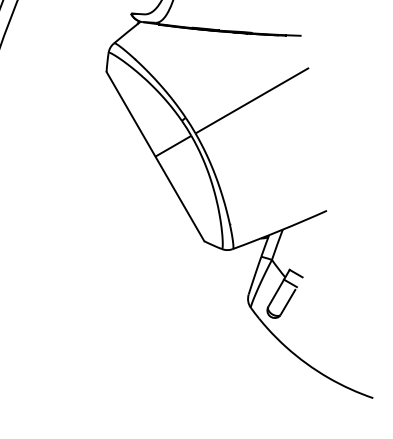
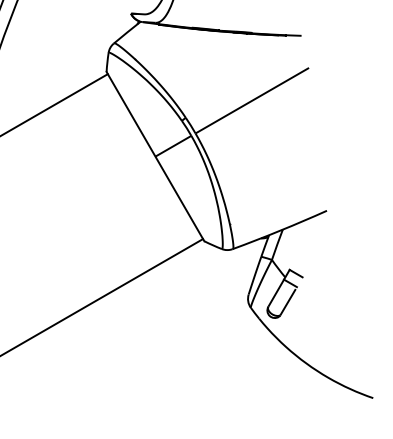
line: none -> present (54, 104)
line: none -> present (102, 297)
